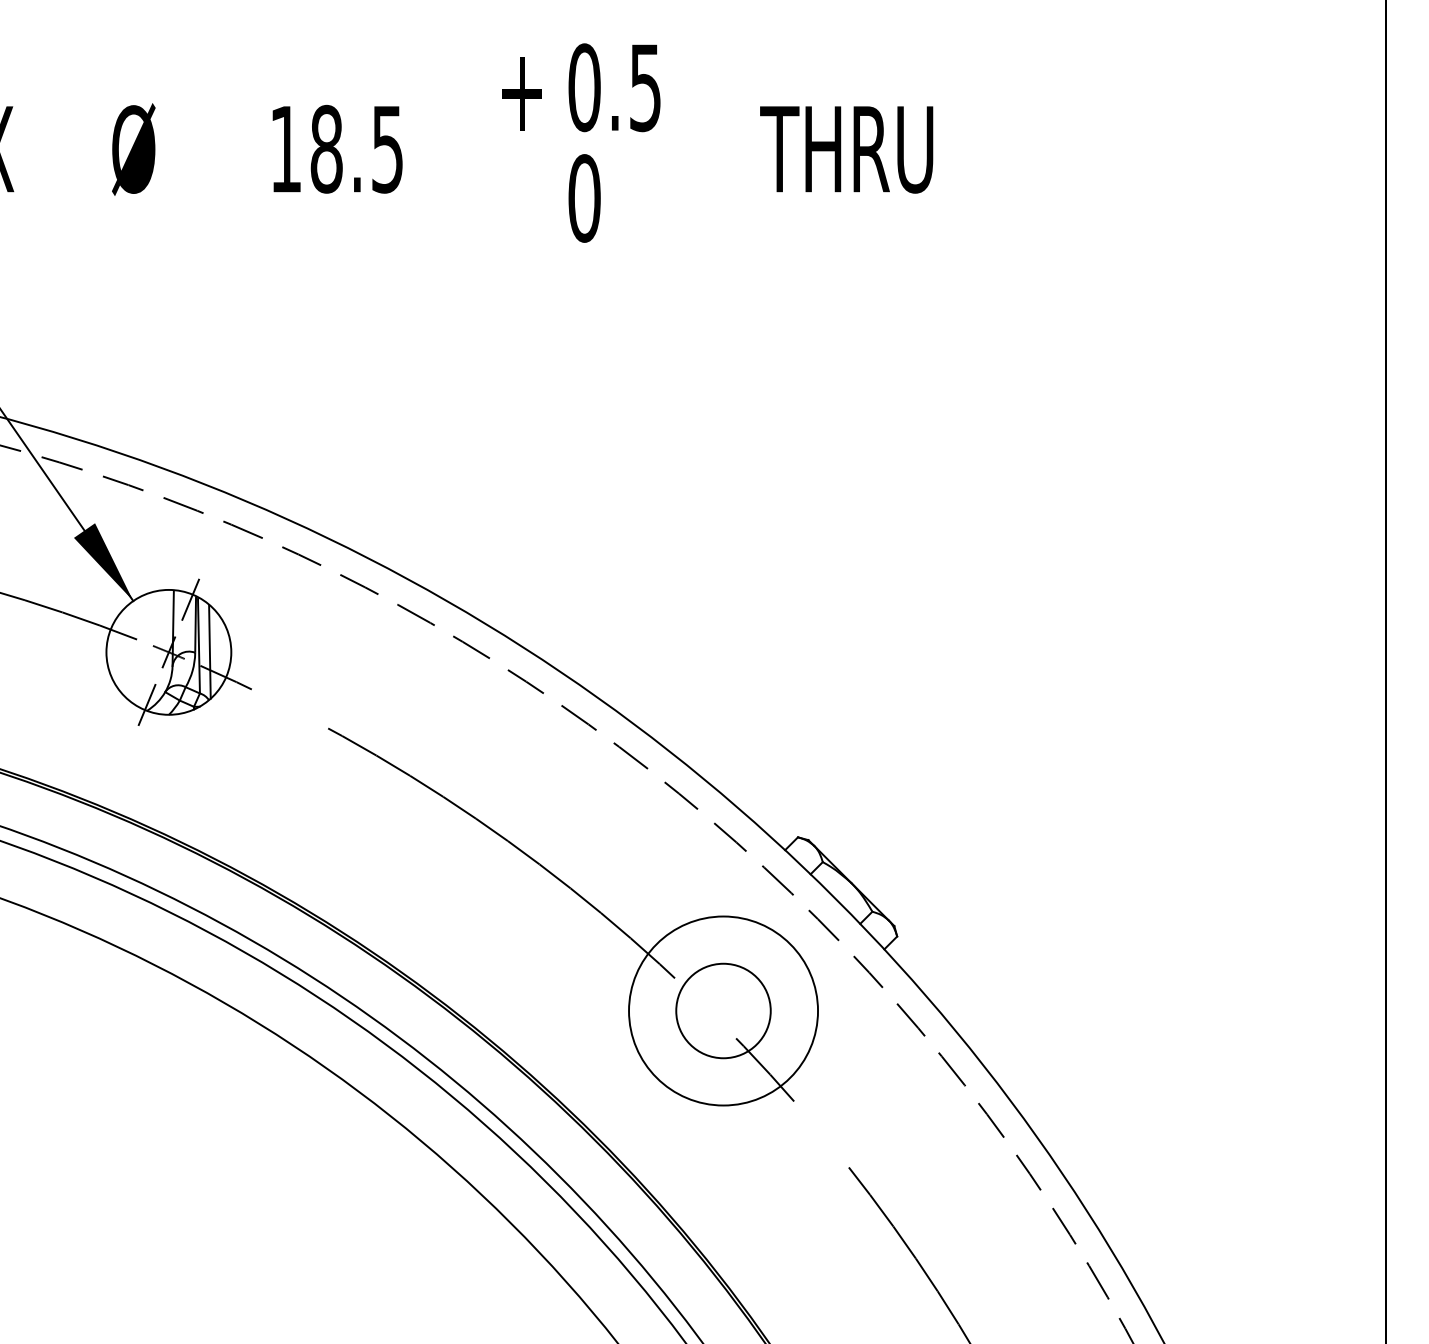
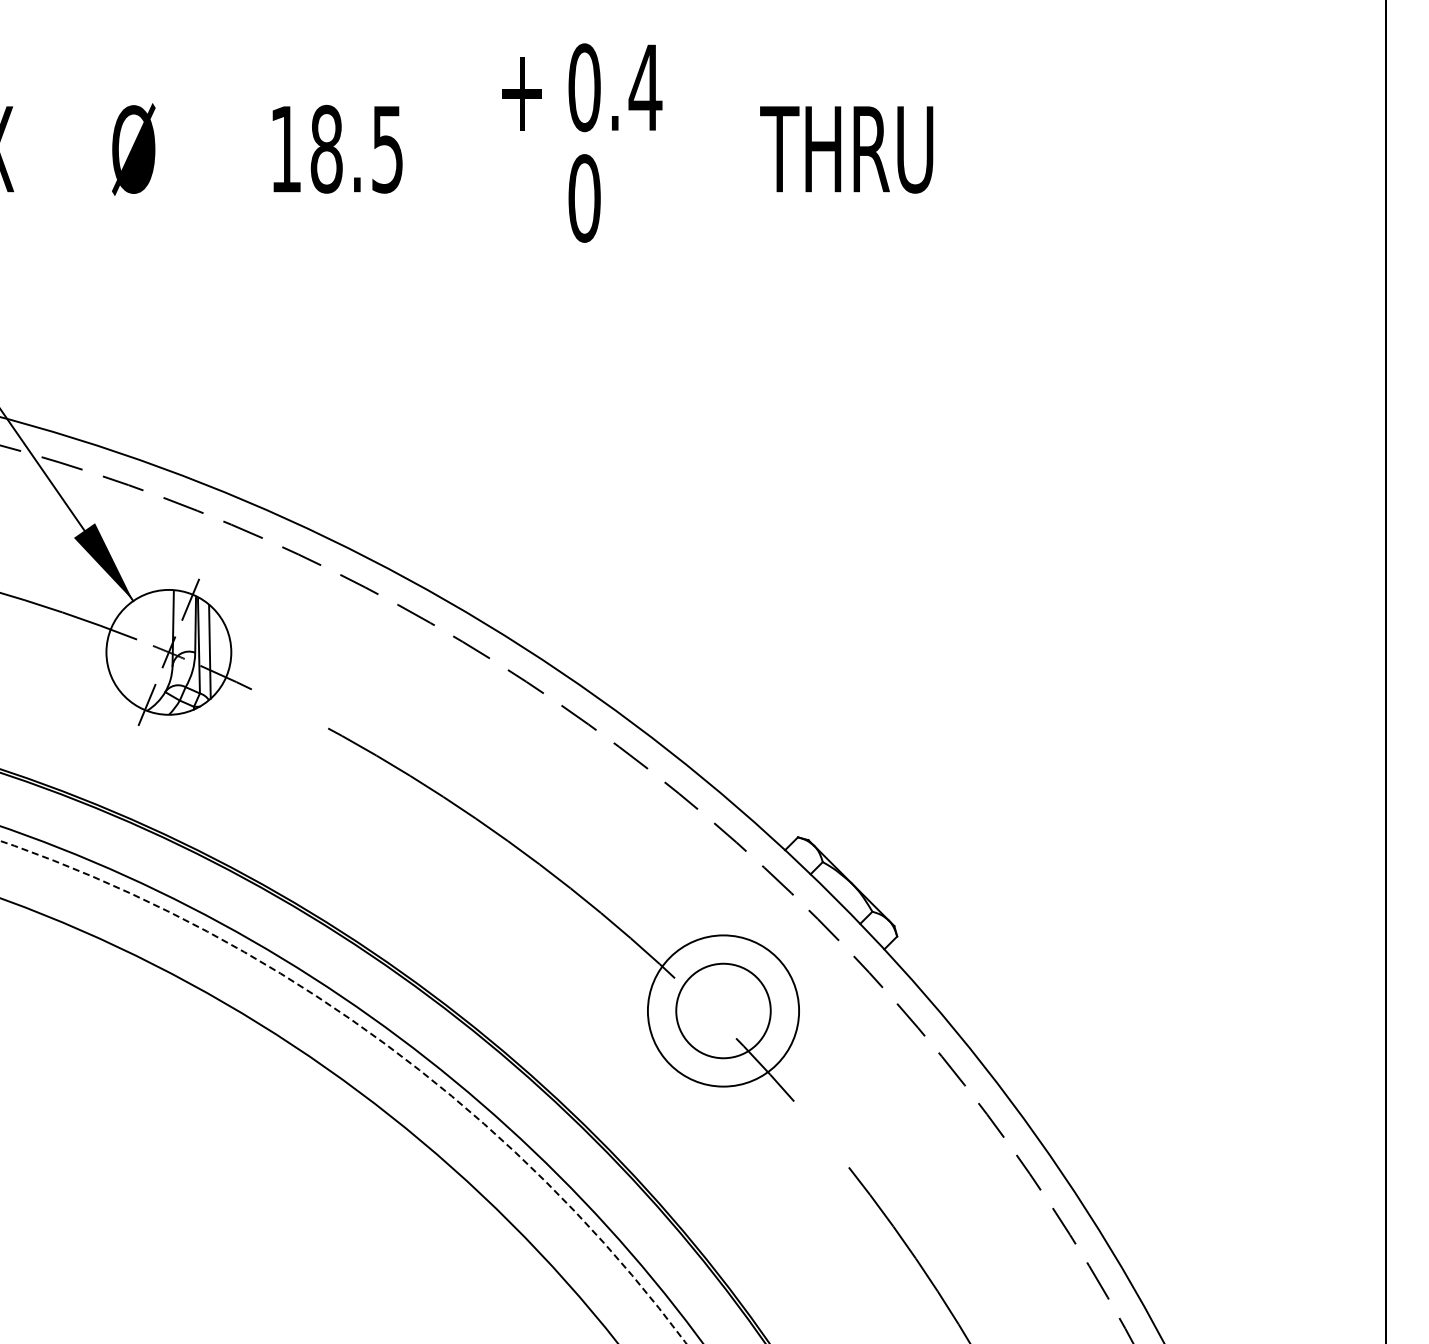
text: 0.5 -> 0.4 (645, 88)
circle diameter: 189 px -> 151 px (723, 1010)
arc: solid -> dashed (380, 1040)
